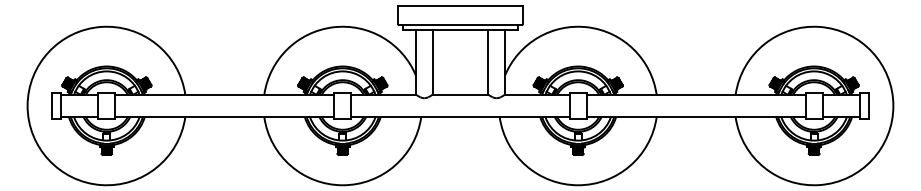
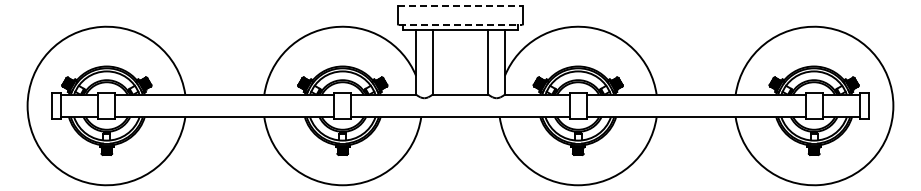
line: solid -> dashed (460, 5)
line: solid -> dashed (460, 24)
